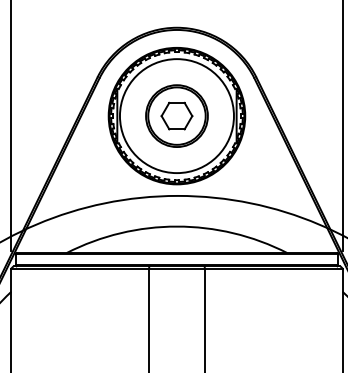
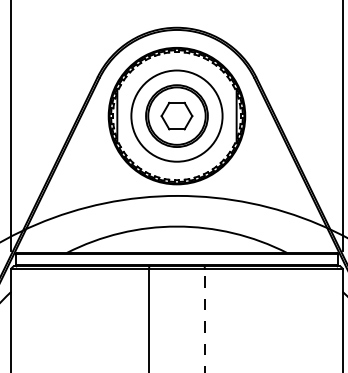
circle diameter: 114 px -> 91 px (176, 115)
line: solid -> dashed (204, 320)
